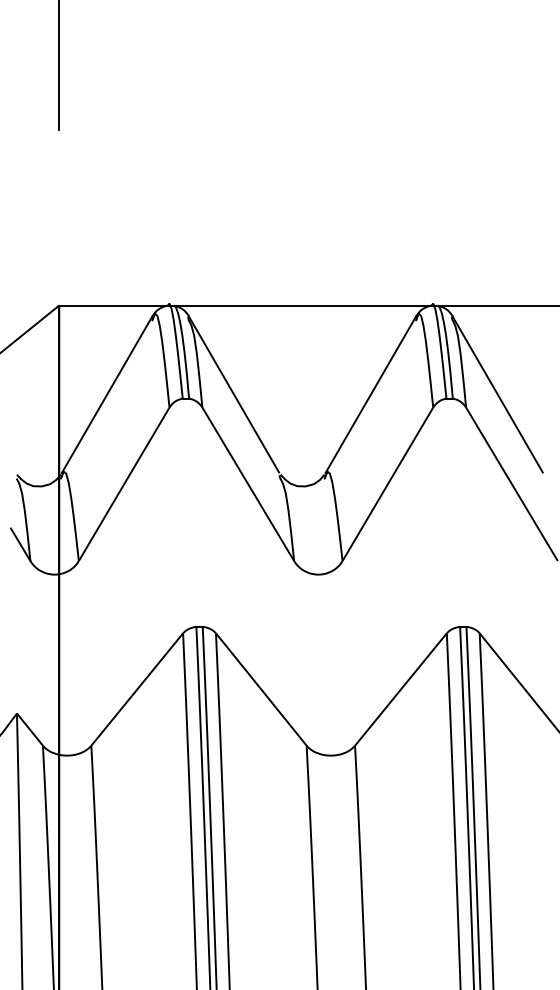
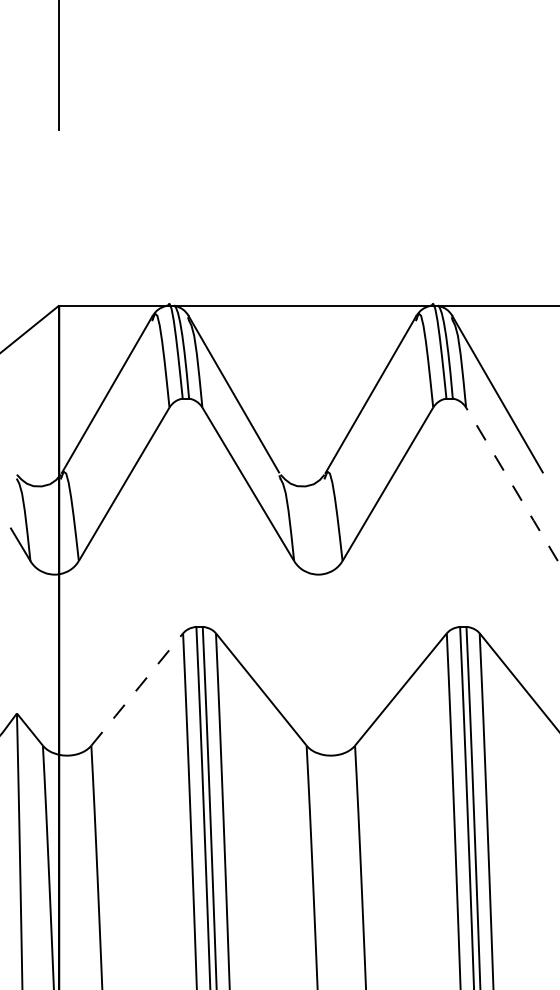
line: solid -> dashed (511, 484)
line: solid -> dashed (137, 689)
